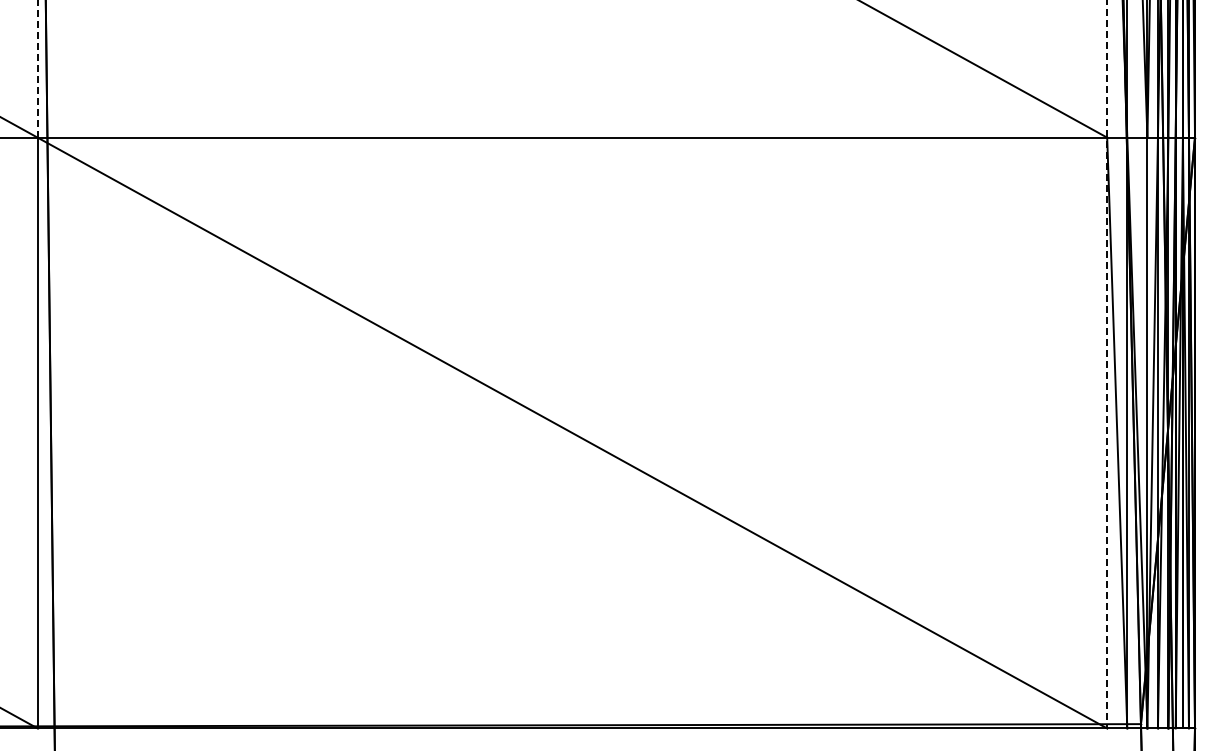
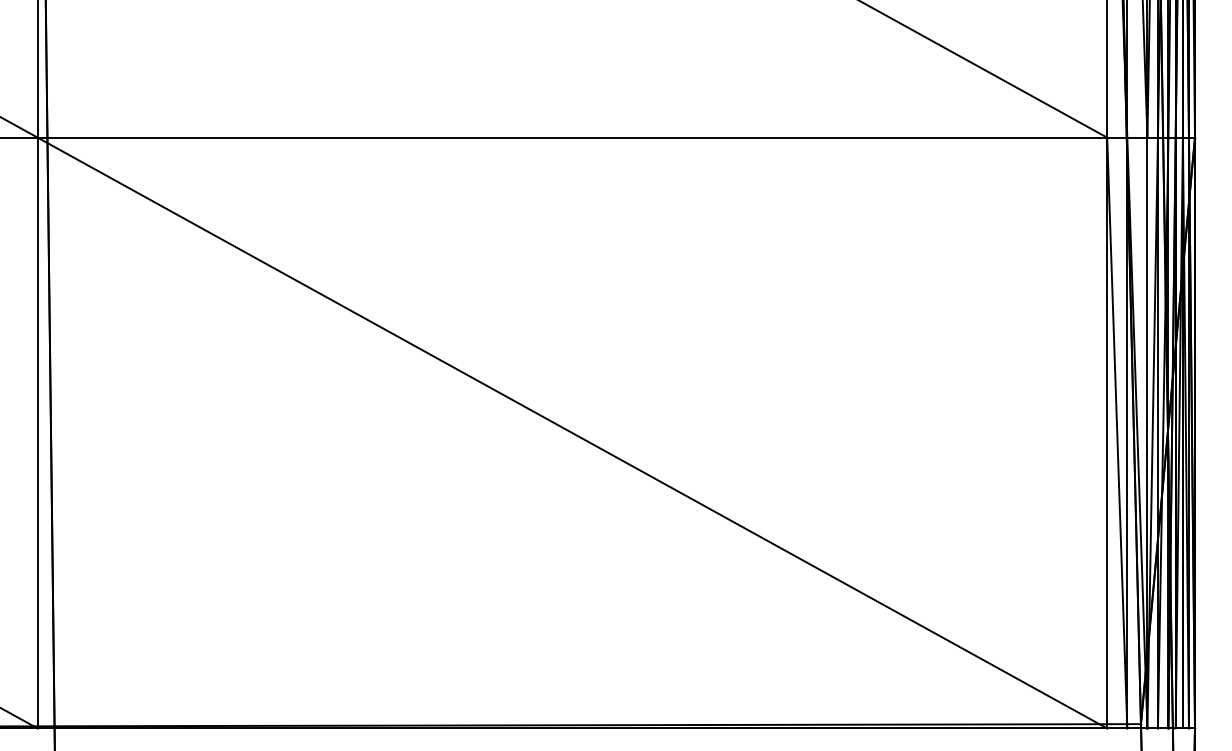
line: dashed -> solid (37, 68)
line: dashed -> solid (1107, 364)
